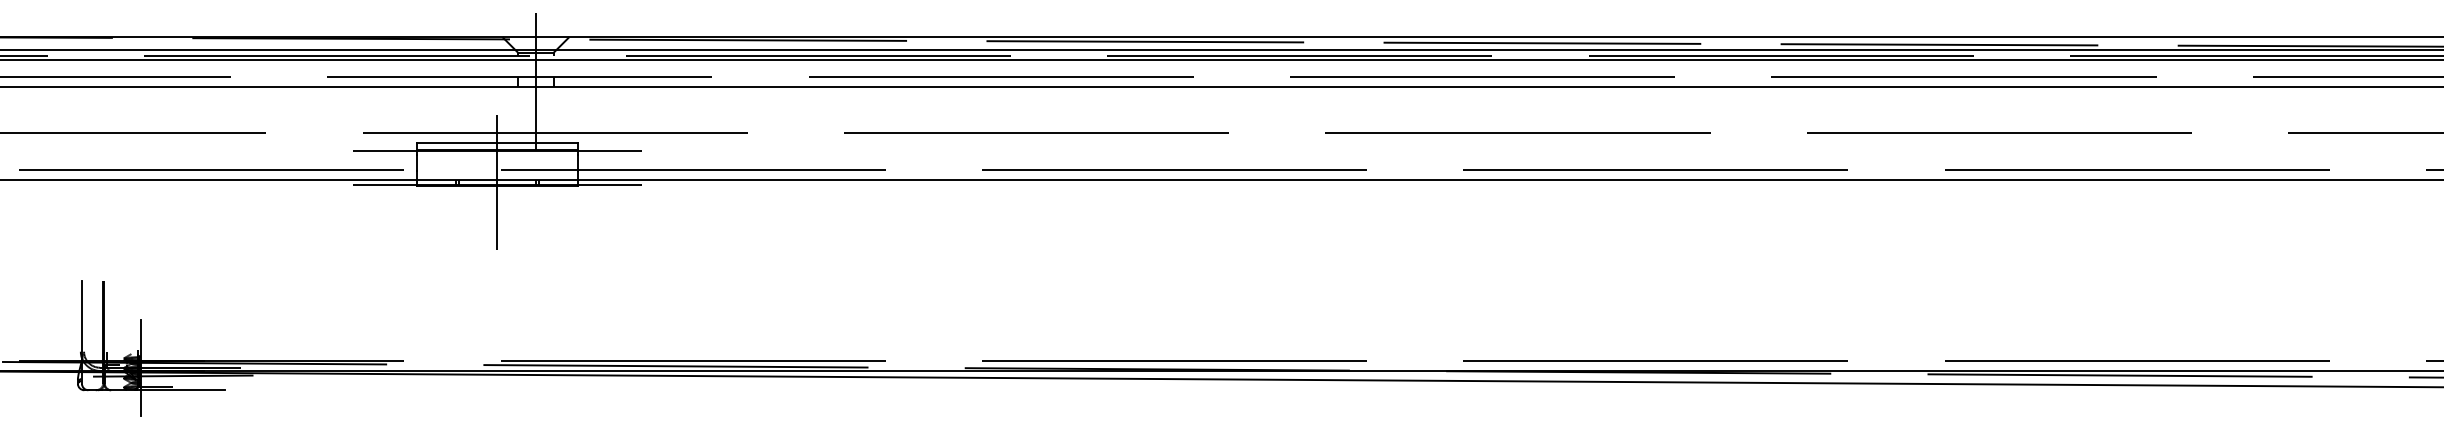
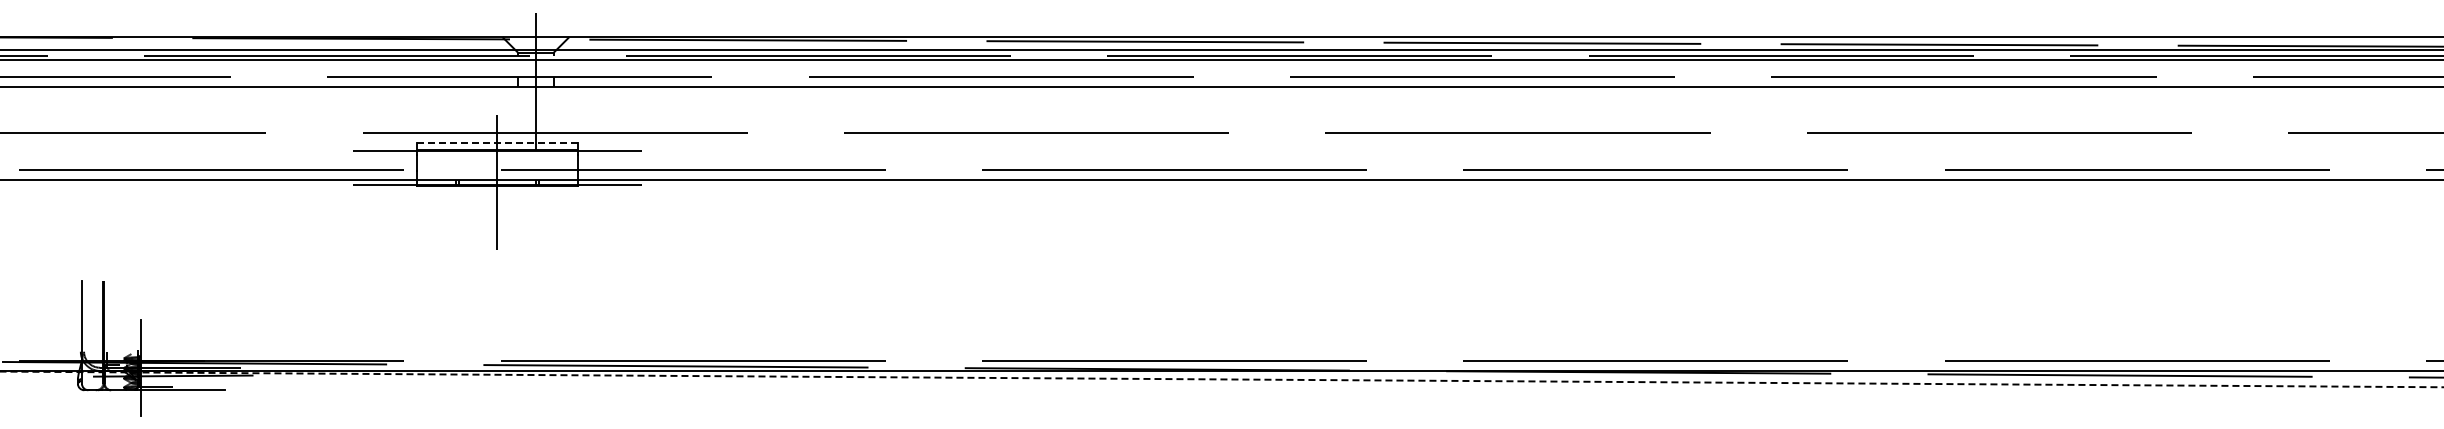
line: solid -> dashed (497, 143)
line: solid -> dashed (1222, 379)
